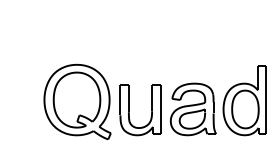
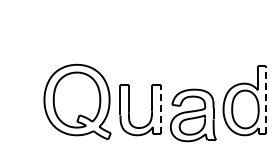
line: solid -> dashed (266, 99)
line: solid -> dashed (160, 109)
part position: (192, 109) -> (192, 115) (192, 115)
